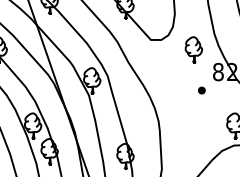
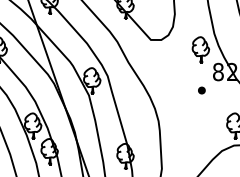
part position: (193, 49) -> (200, 49) (200, 49)
